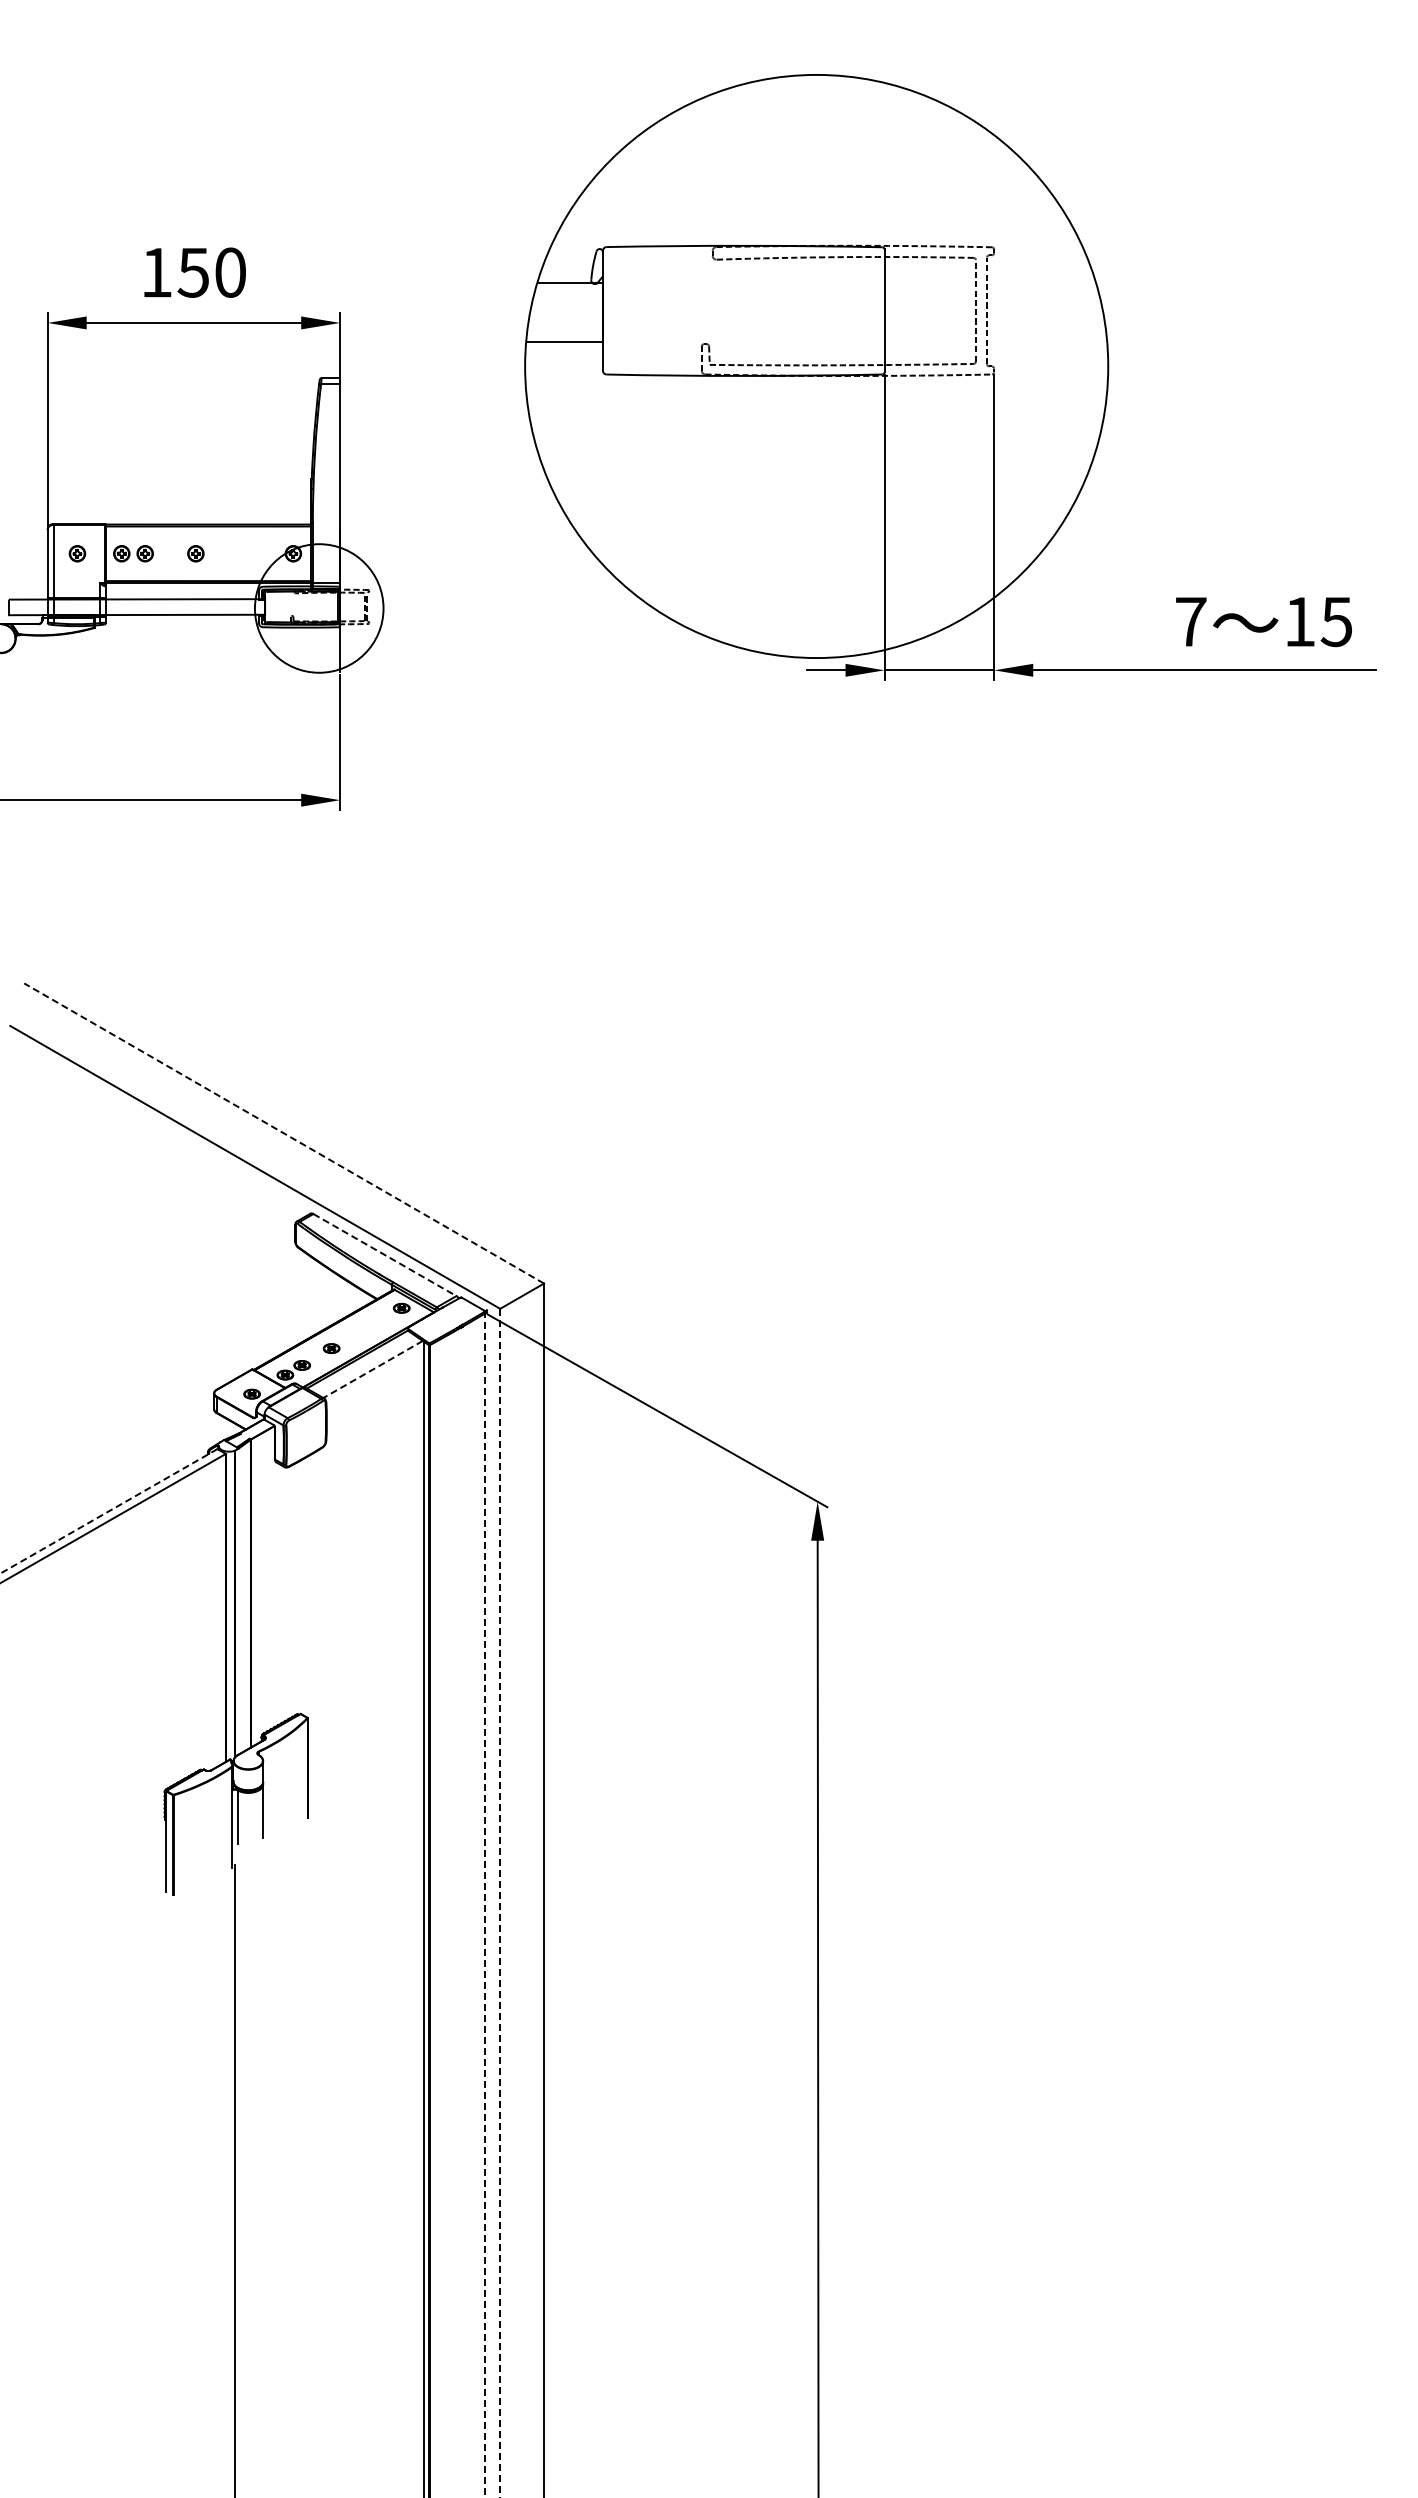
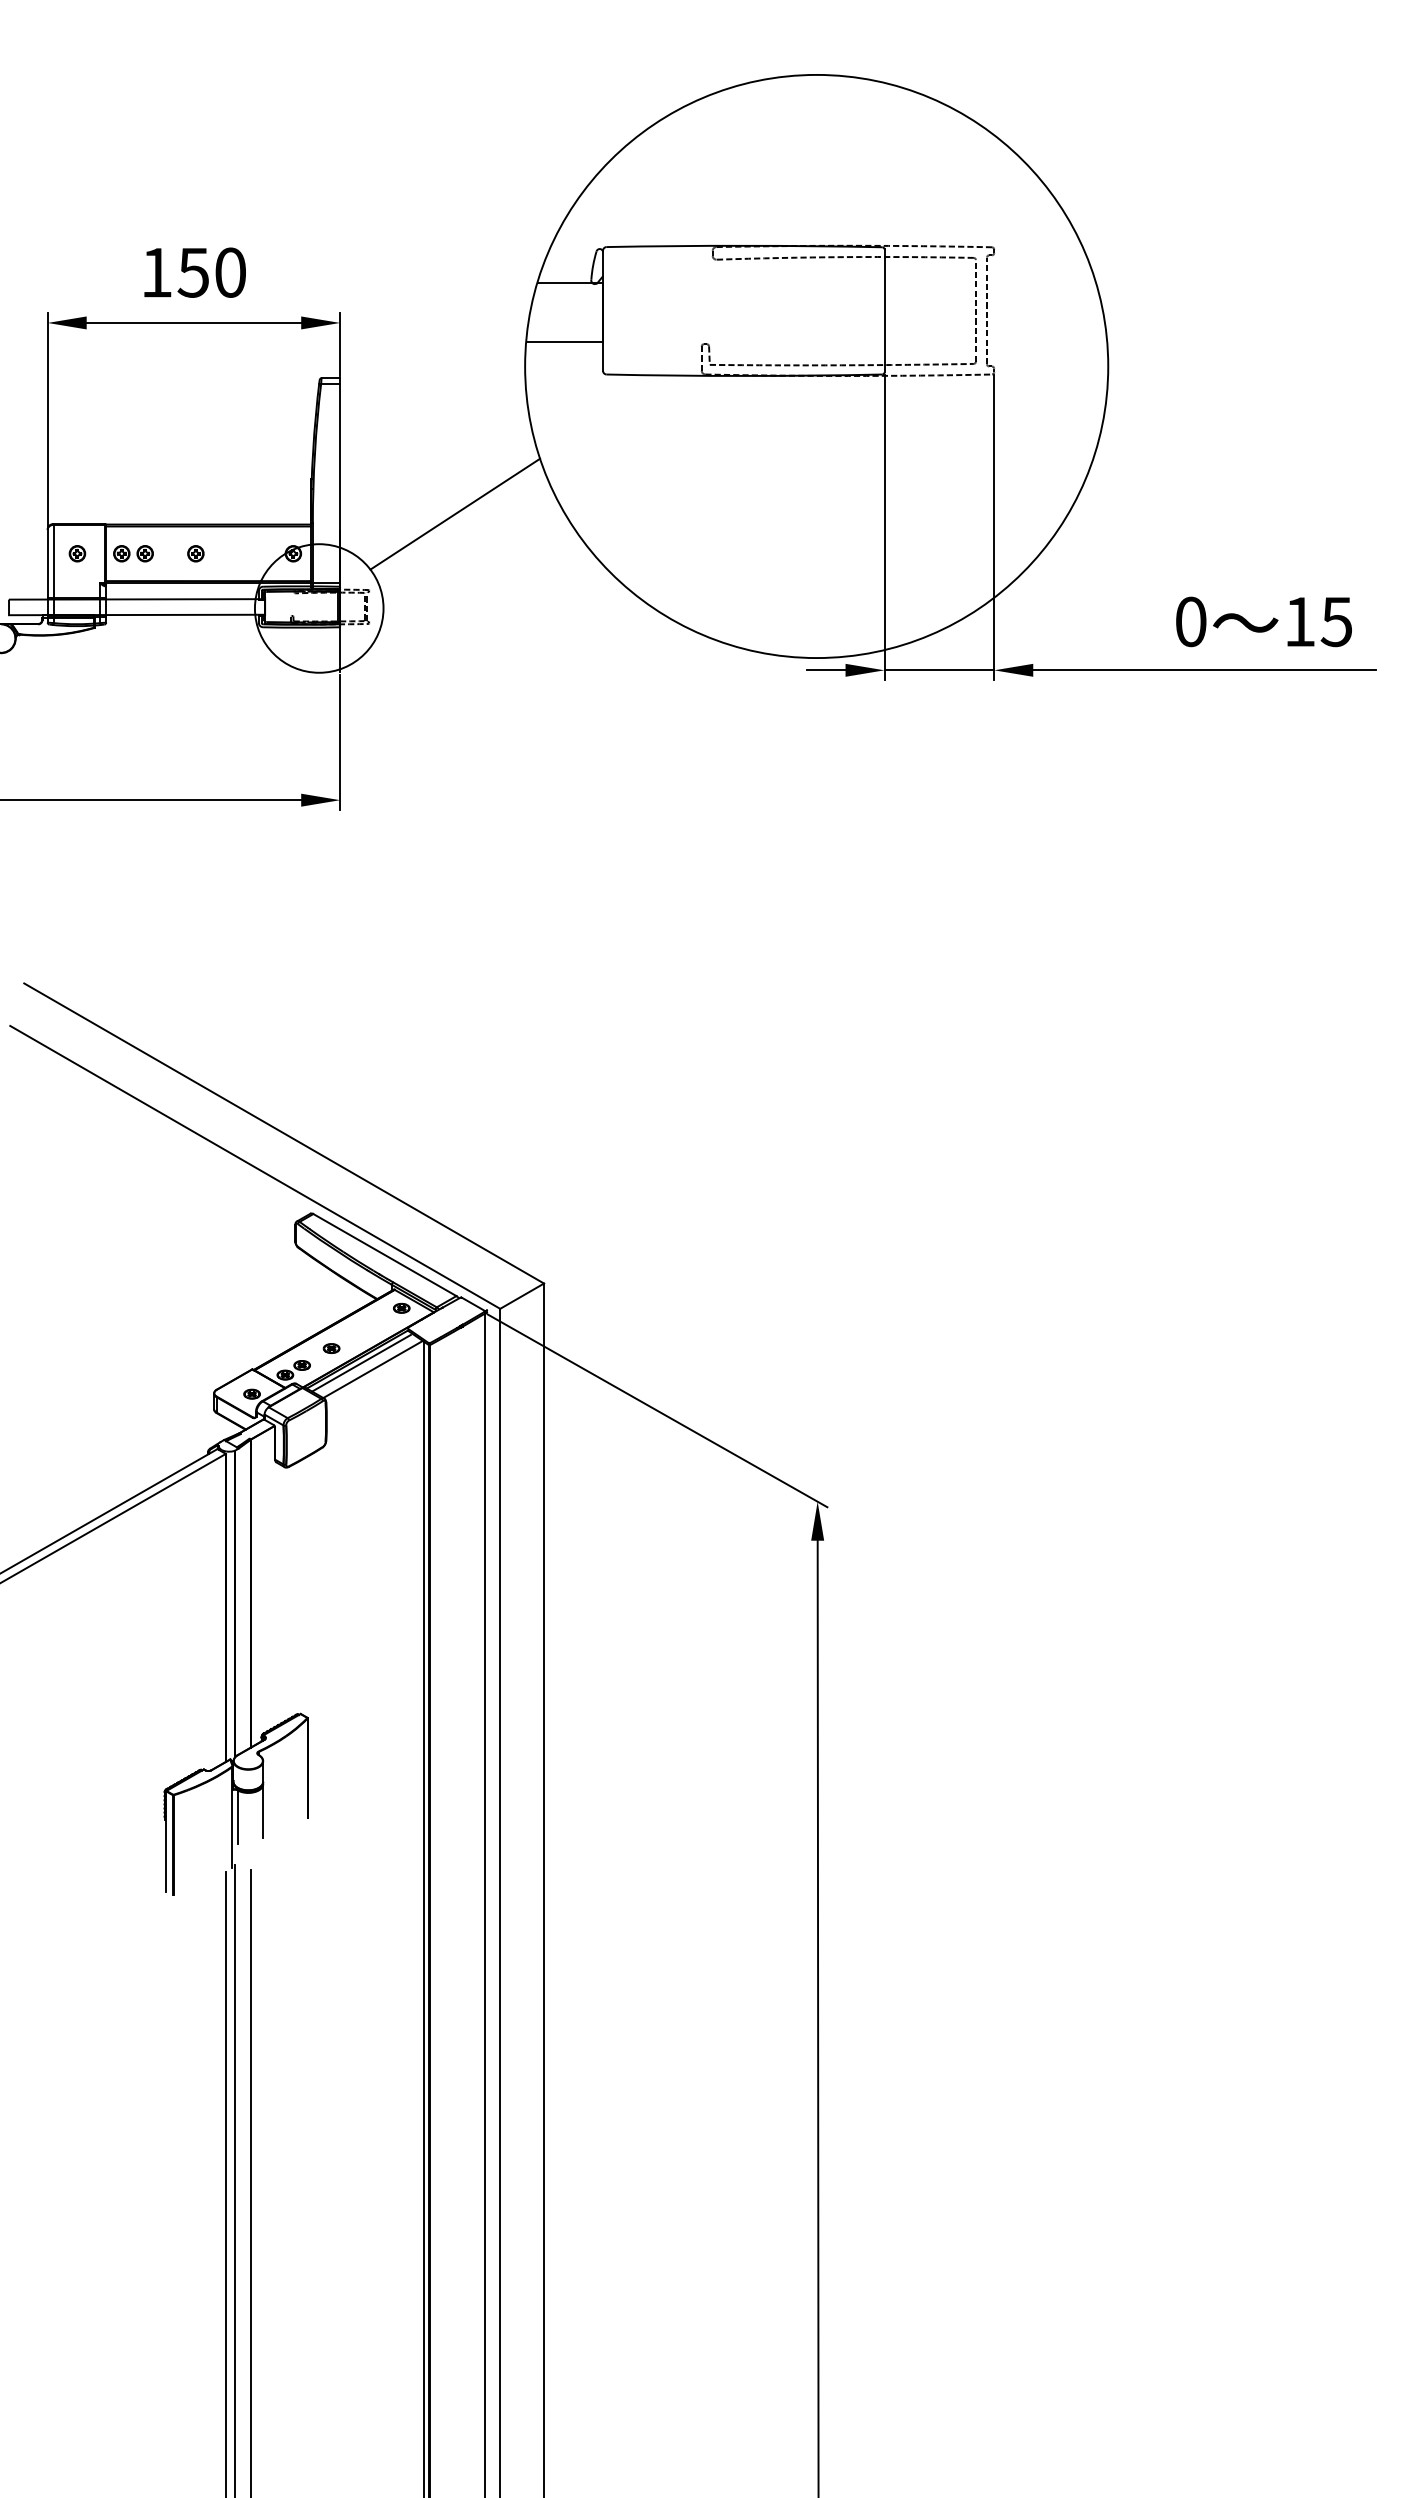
line: none -> present (455, 513)
text: 7 -> 0 (1191, 621)
line: dashed -> solid (283, 1133)
line: dashed -> solid (385, 1255)
line: none -> present (361, 1362)
line: dashed -> solid (372, 1369)
line: dashed -> solid (109, 1511)
line: dashed -> solid (500, 1903)
line: dashed -> solid (485, 1904)
line: none -> present (250, 2181)
line: none -> present (225, 2182)
